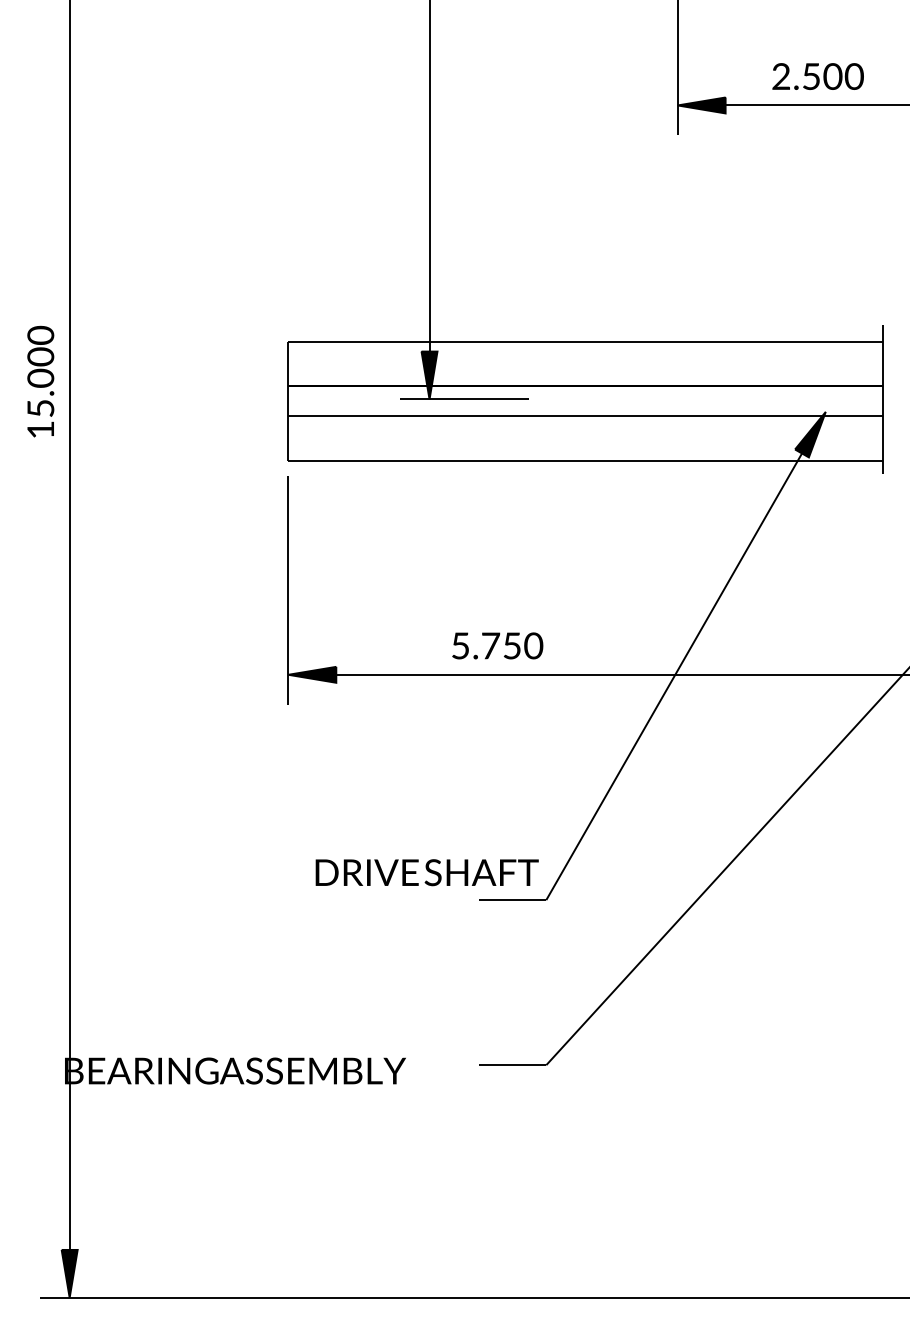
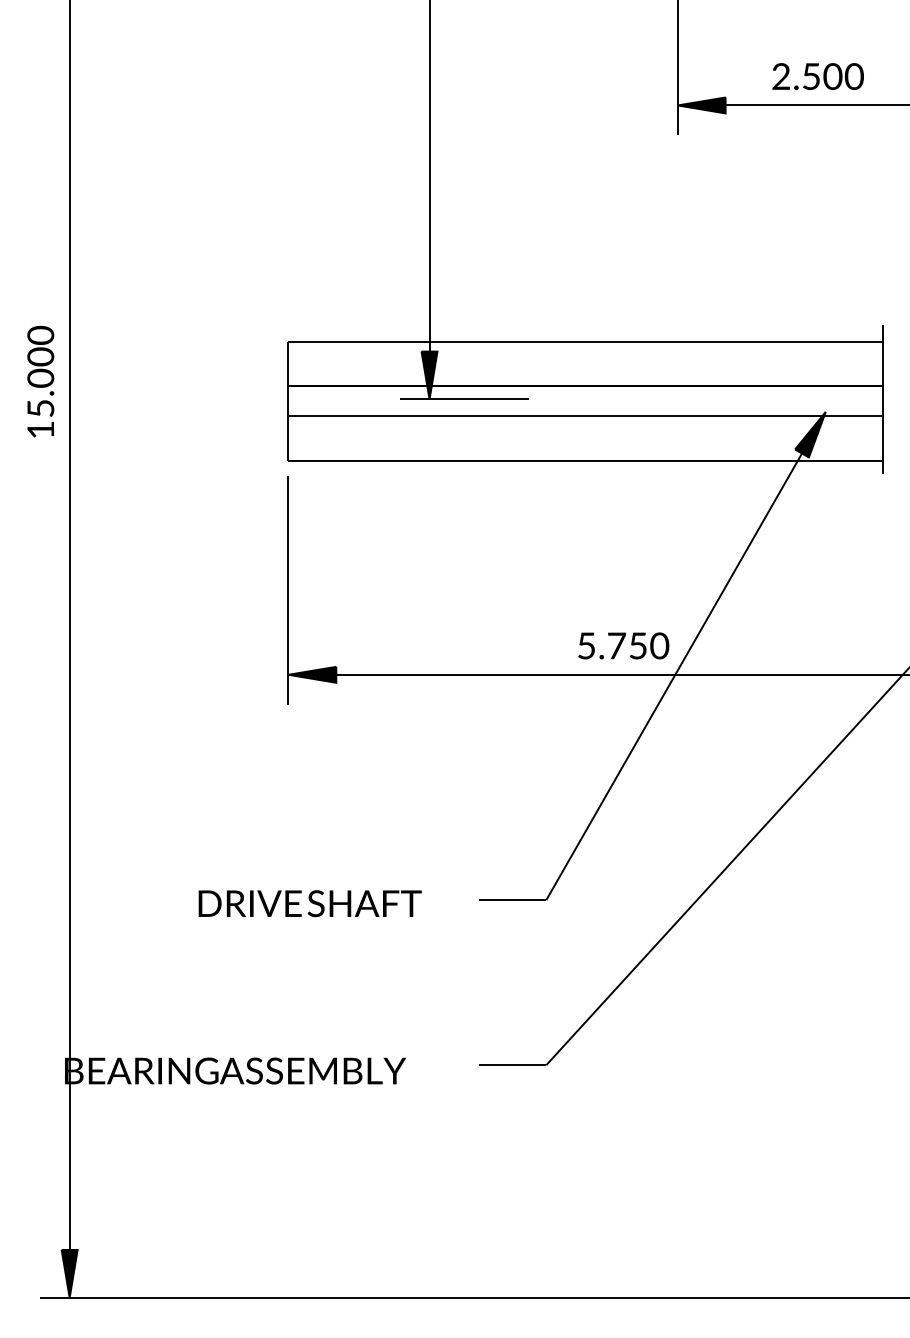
text position: (497, 645) -> (623, 645) (623, 645)
text position: (426, 872) -> (309, 903) (309, 903)
